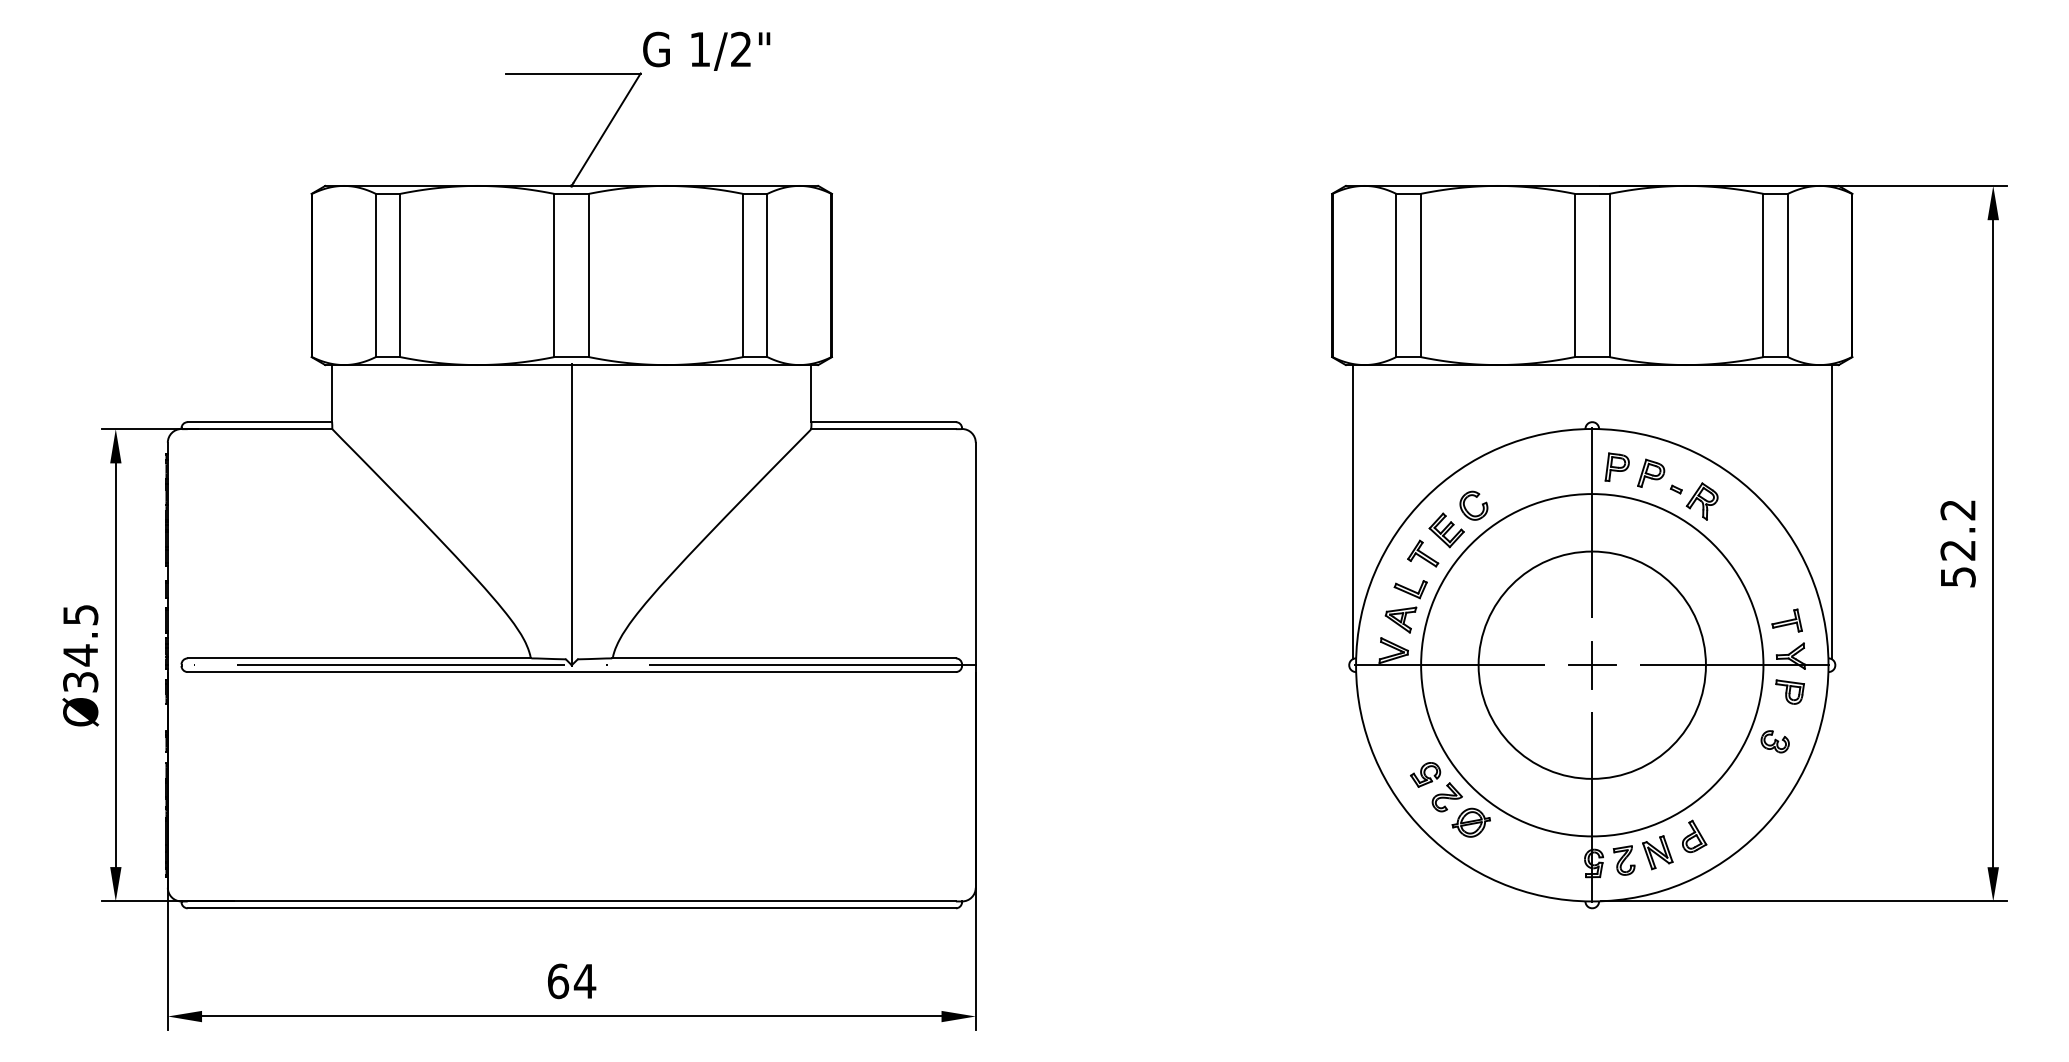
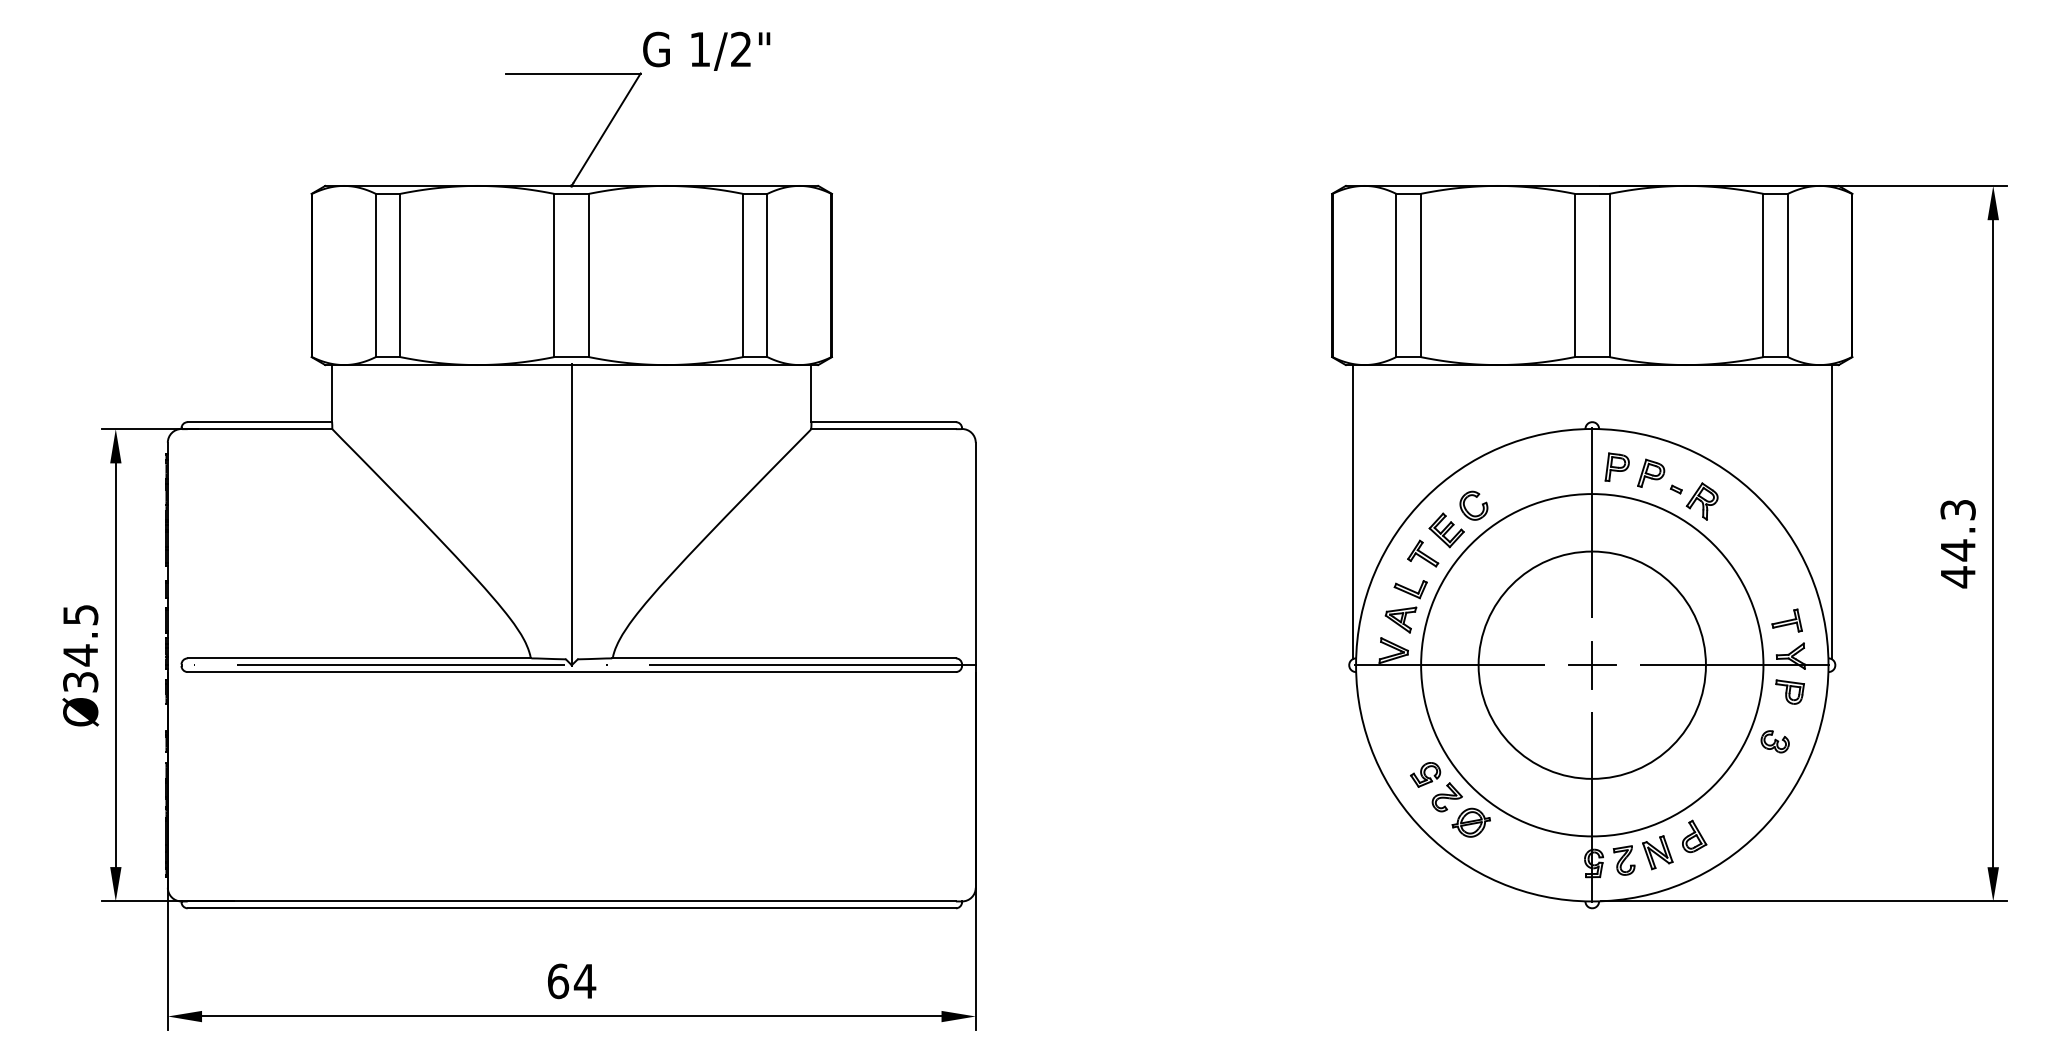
text: 52.2 -> 44.3 (1957, 544)
